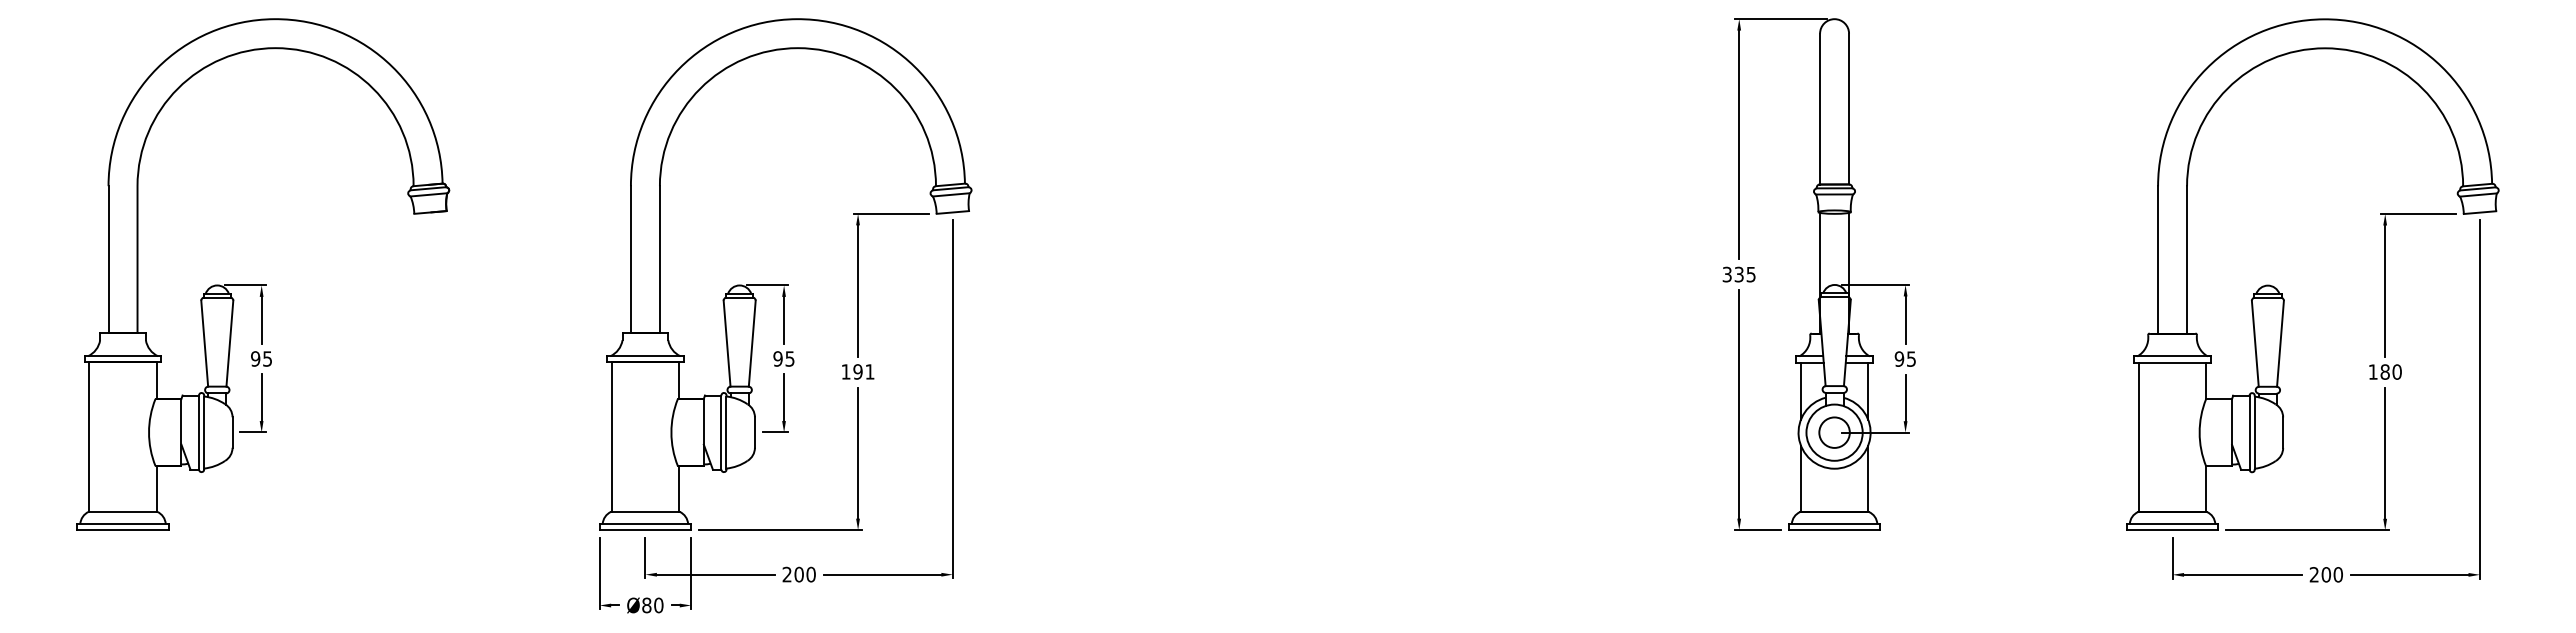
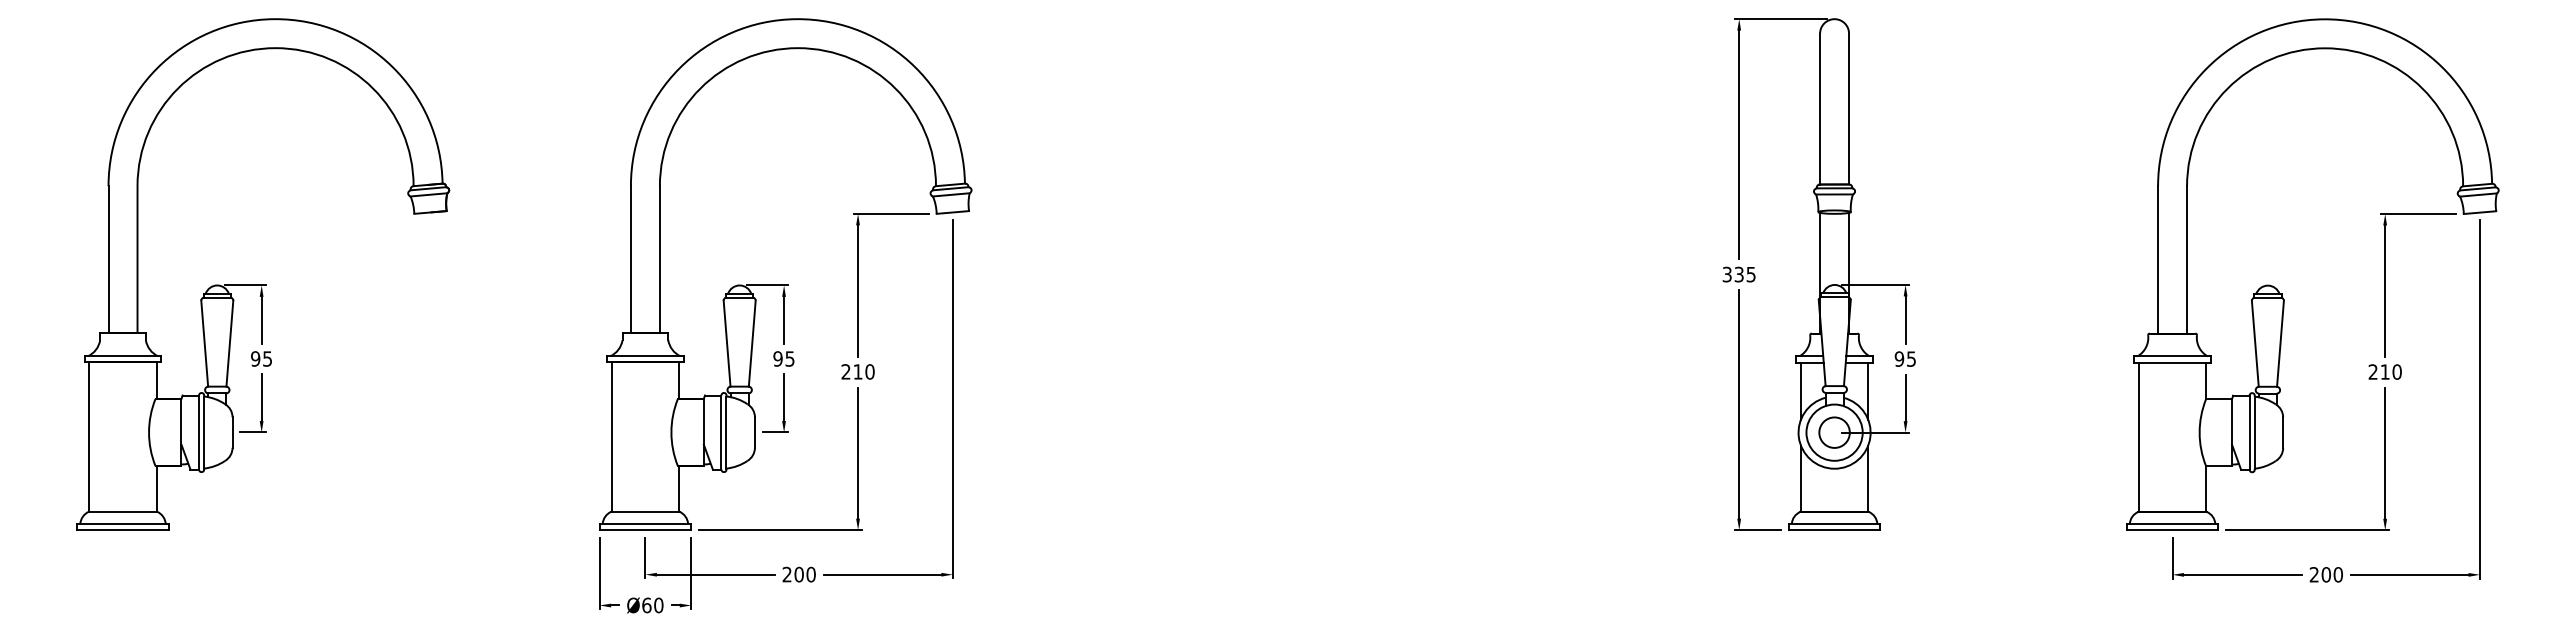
text: 191 -> 210 (857, 371)
text: 180 -> 210 (2378, 371)
text: Ø80 -> Ø60 (646, 605)
